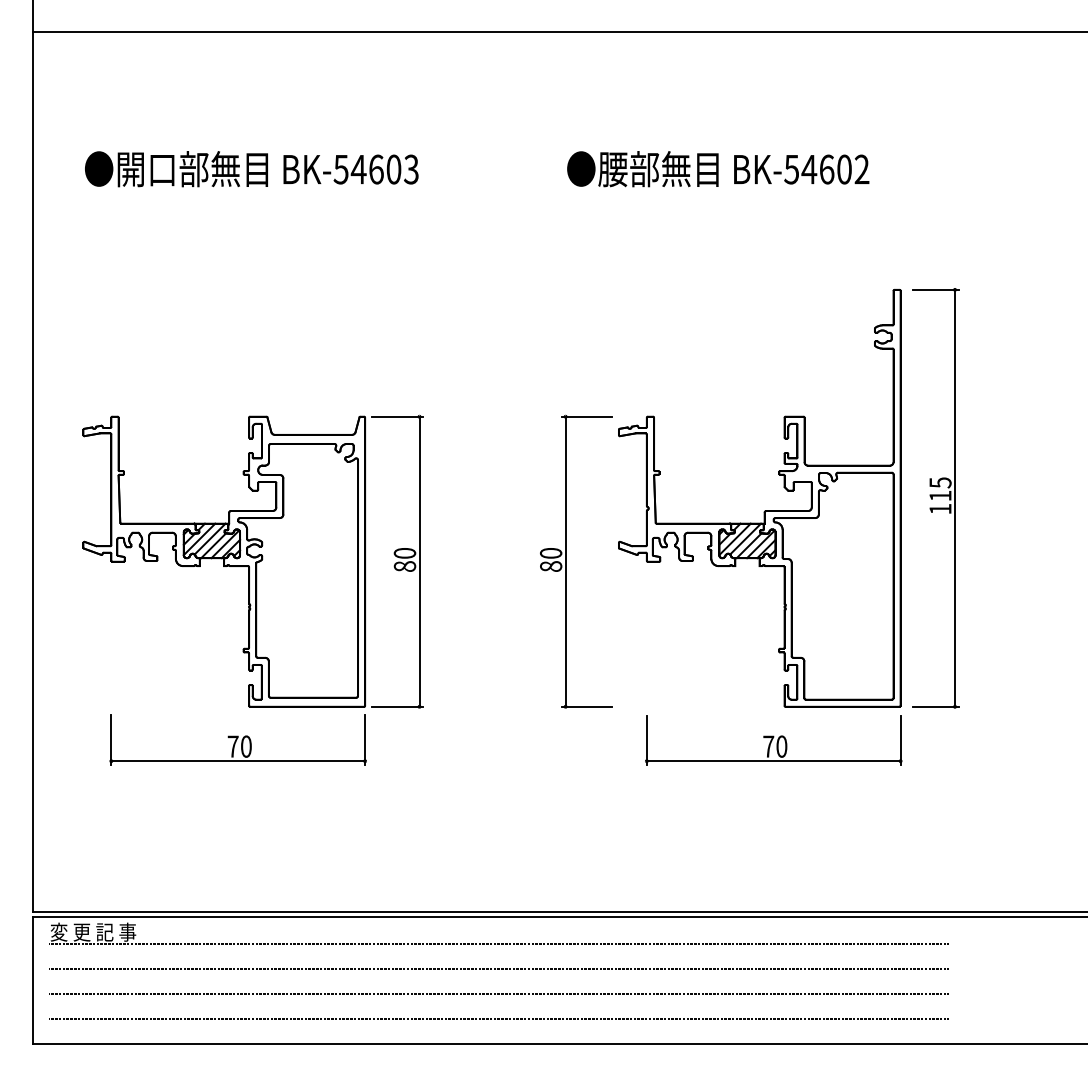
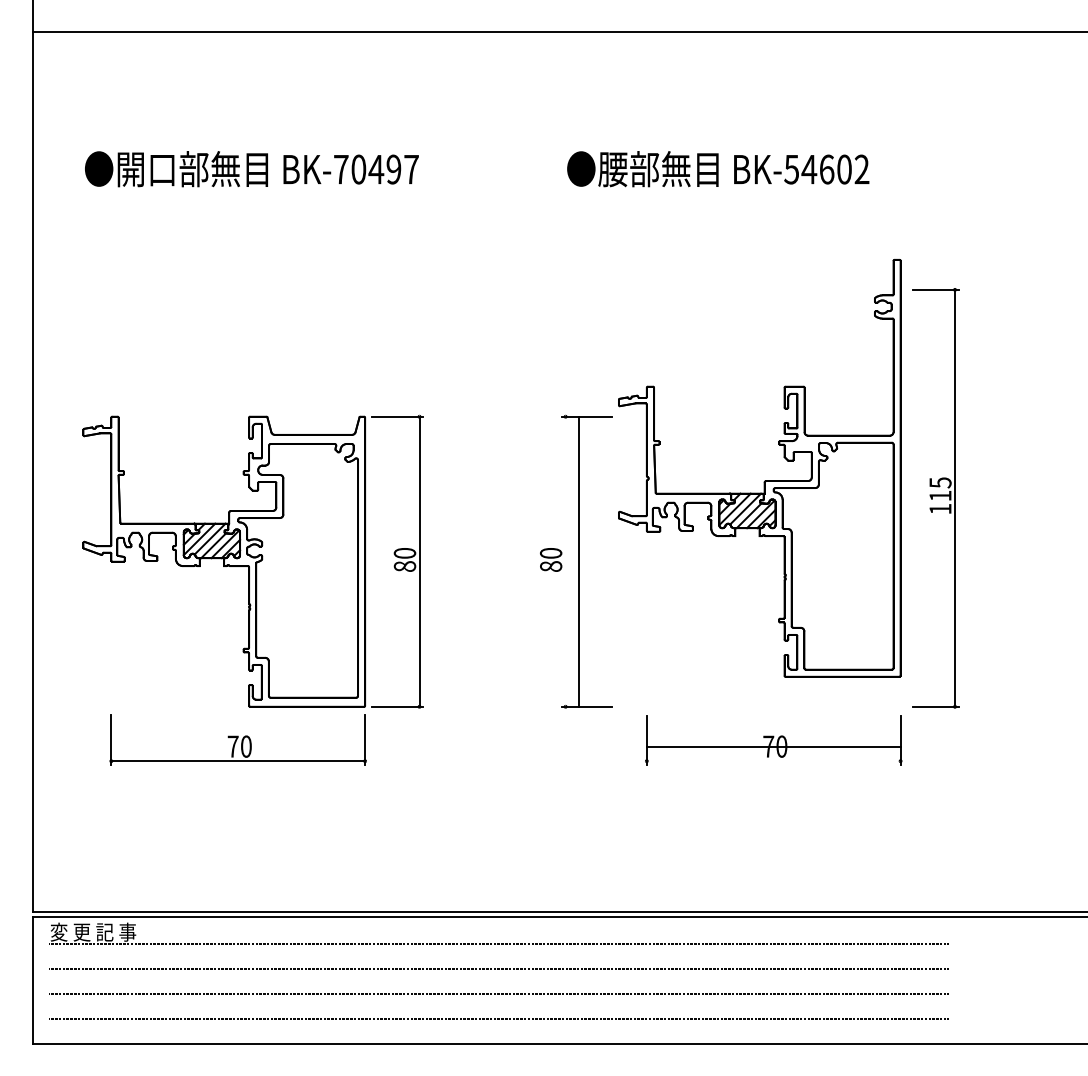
text: BK-54603 -> BK-70497 (375, 169)
part position: (764, 510) -> (764, 480) (764, 480)
line position: (565, 561) -> (578, 561) (578, 561)
line position: (773, 761) -> (773, 747) (773, 747)
